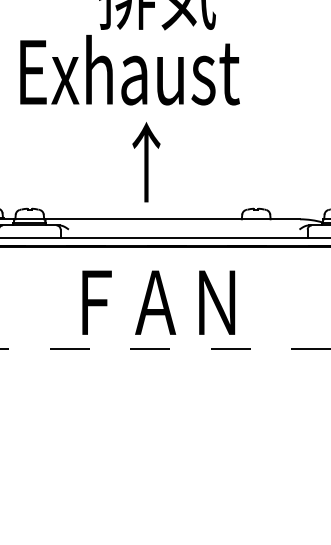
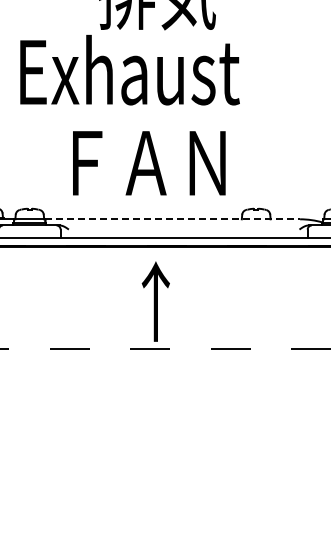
text: ↑ -> ＦＡＮ (149, 162)
line: solid -> dashed (173, 219)
text: ＦＡＮ -> ↑ (158, 301)
